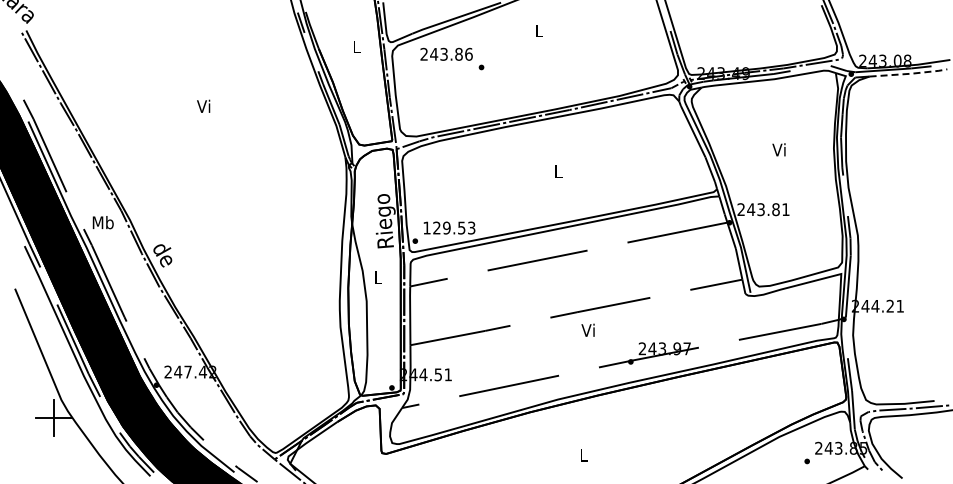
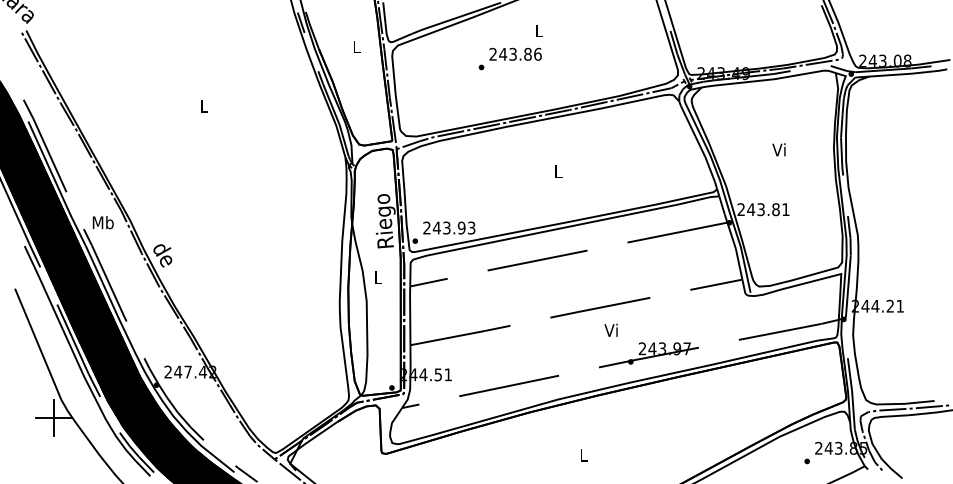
text position: (446, 53) -> (515, 53) (515, 53)
line: dashed -> solid (909, 73)
text: Vi -> L (203, 105)
text: 129.53 -> 243.93 (444, 227)
text position: (587, 329) -> (610, 329) (610, 329)
